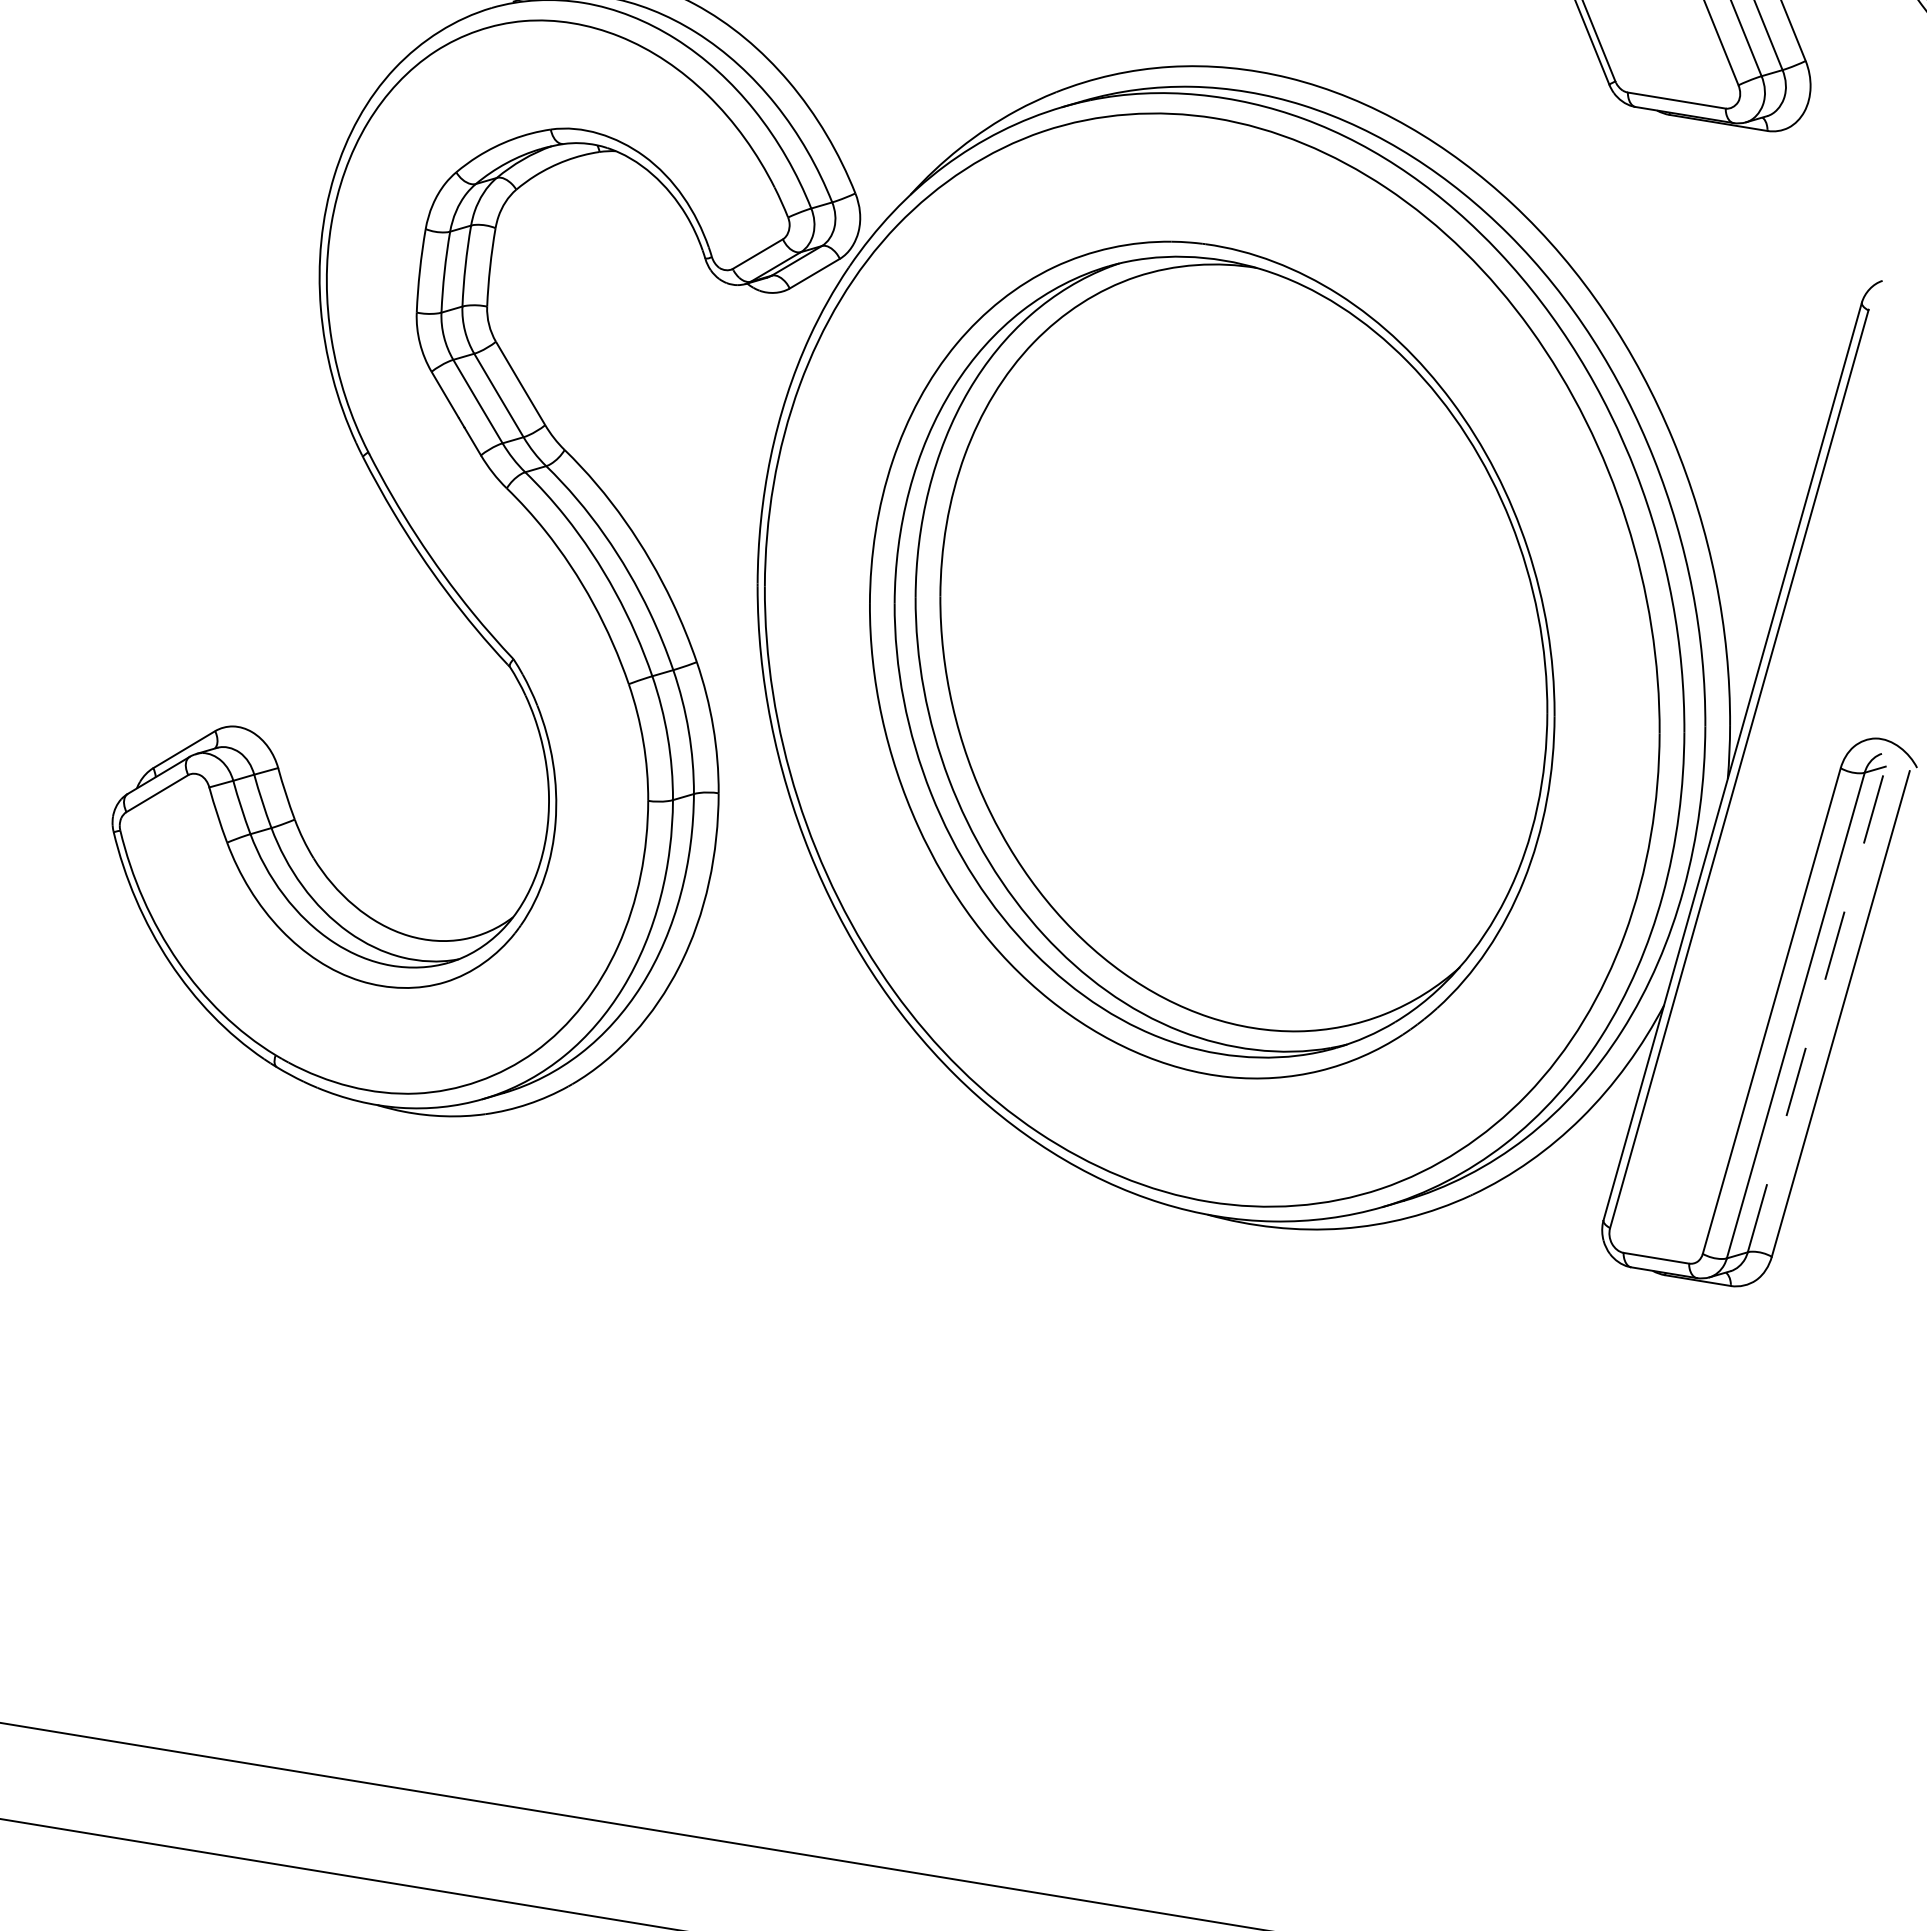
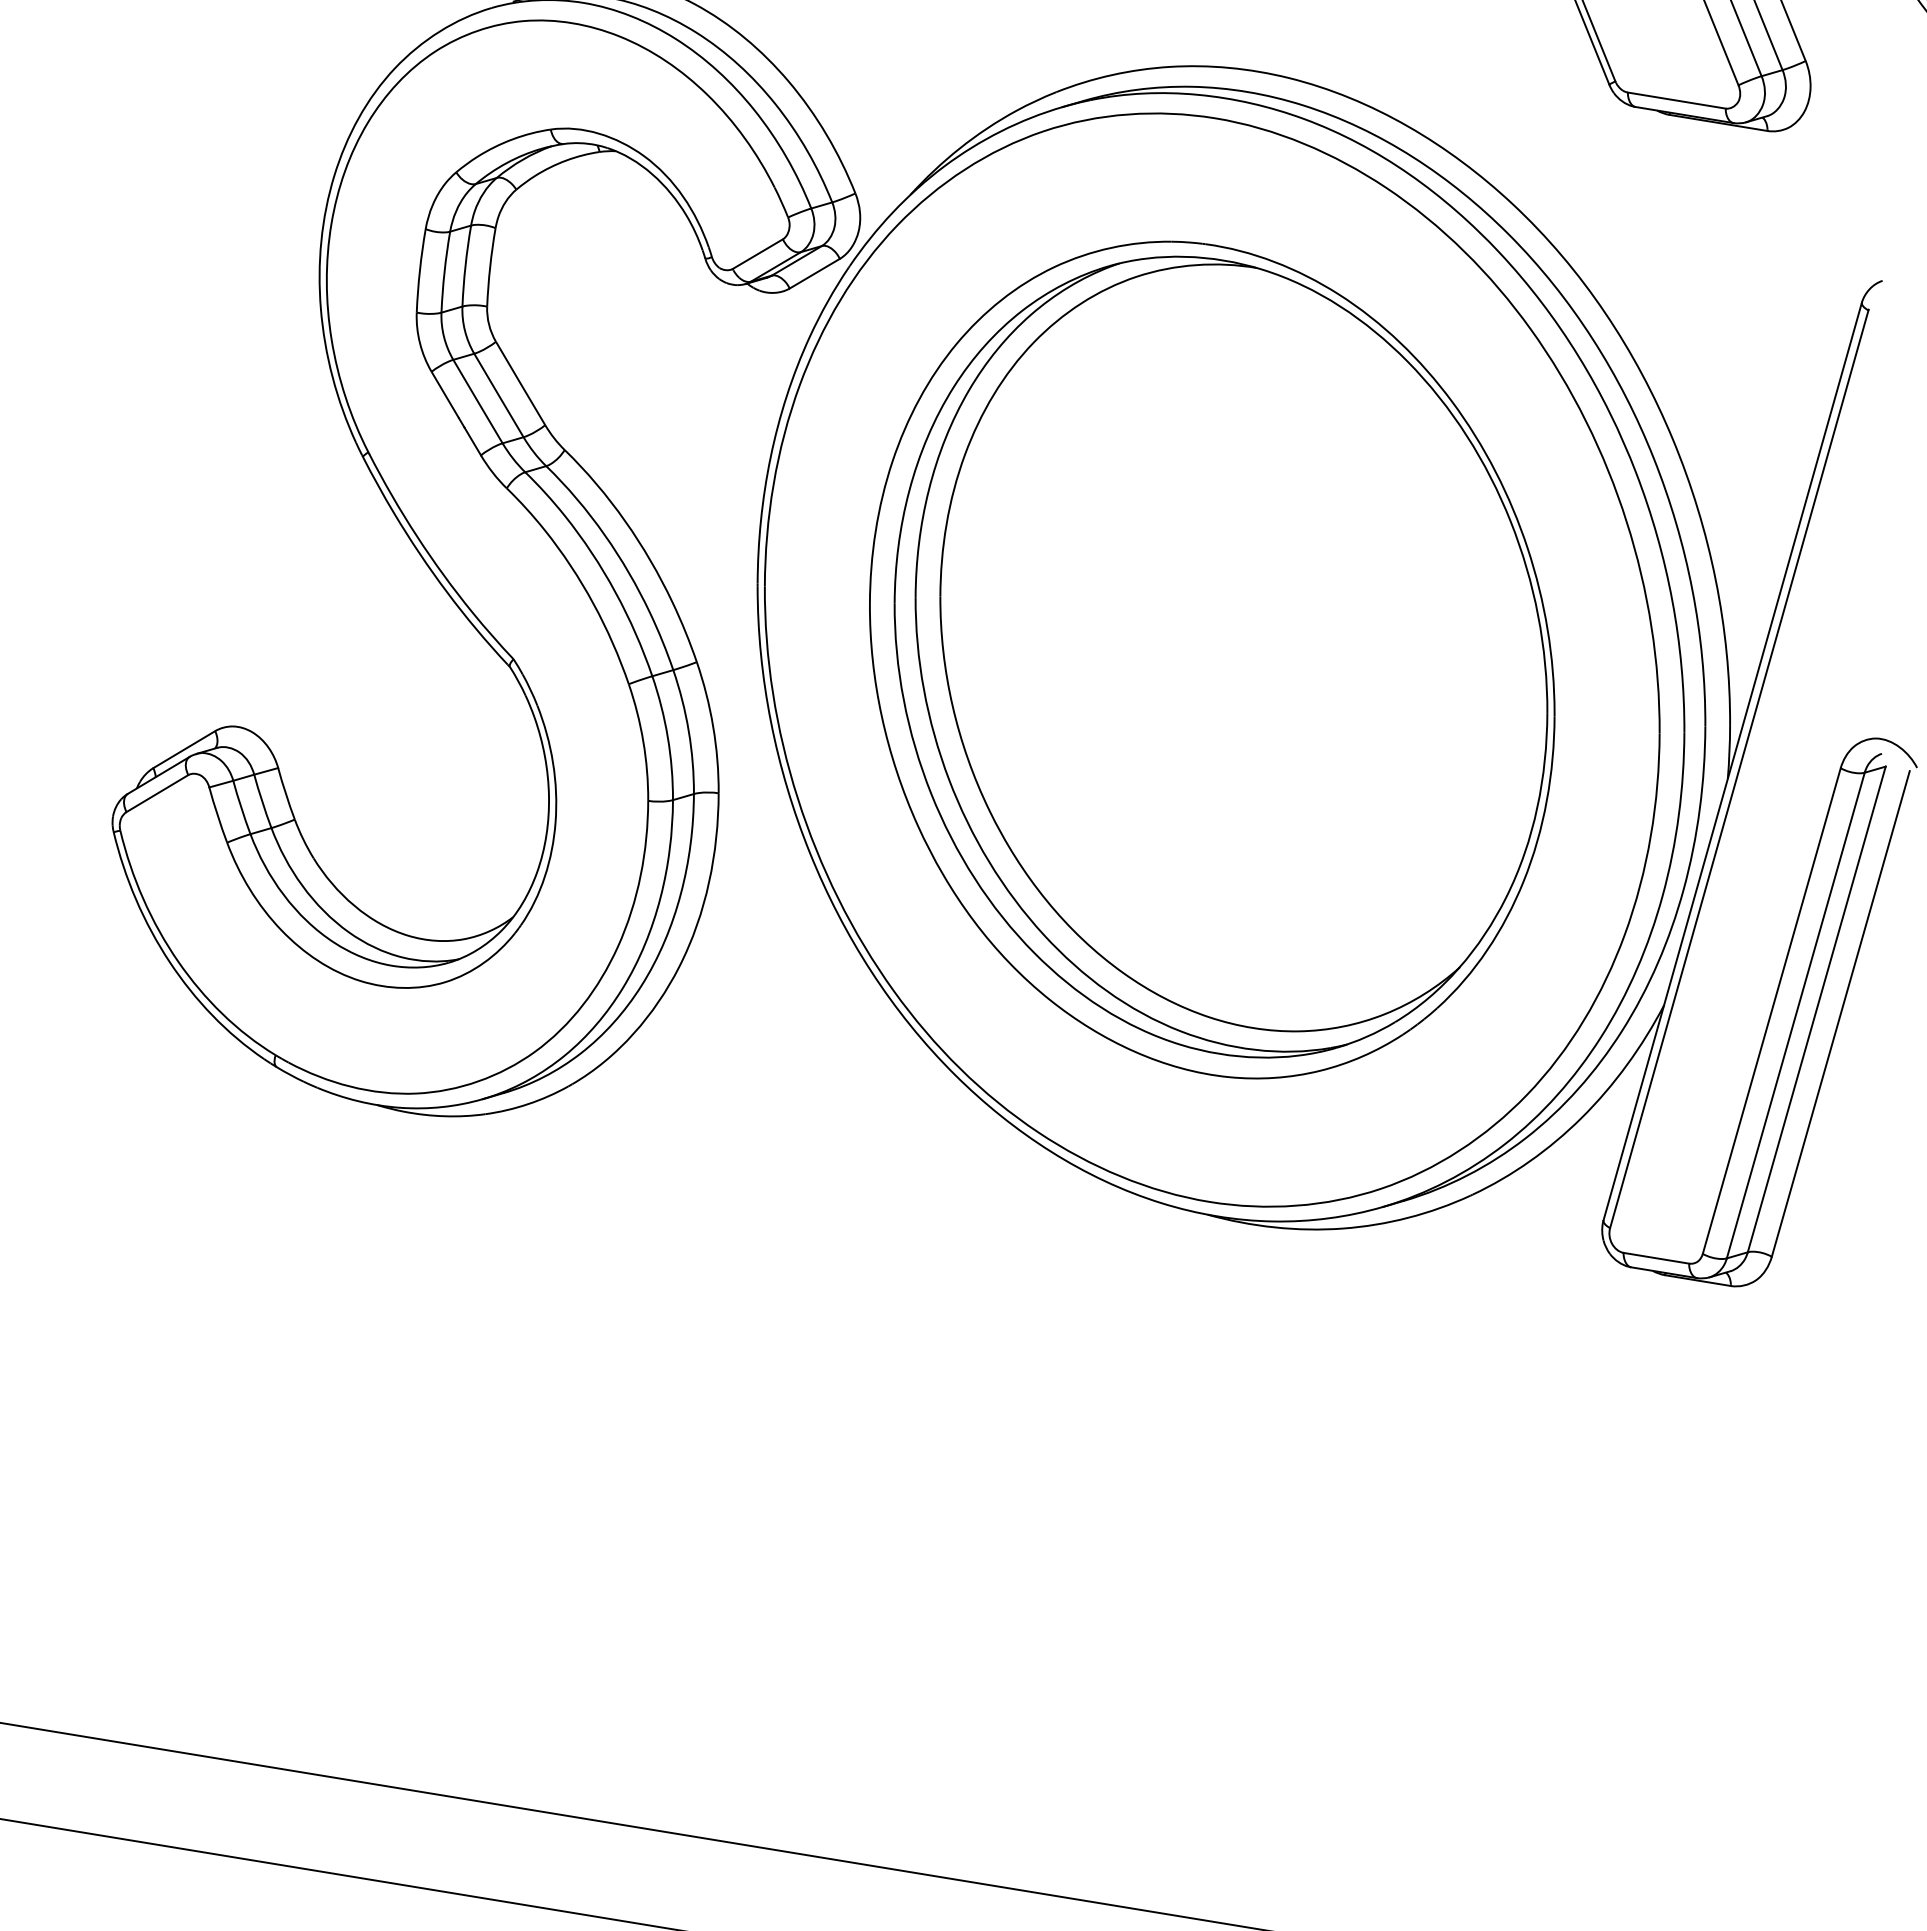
line: dashed -> solid (1816, 1008)
